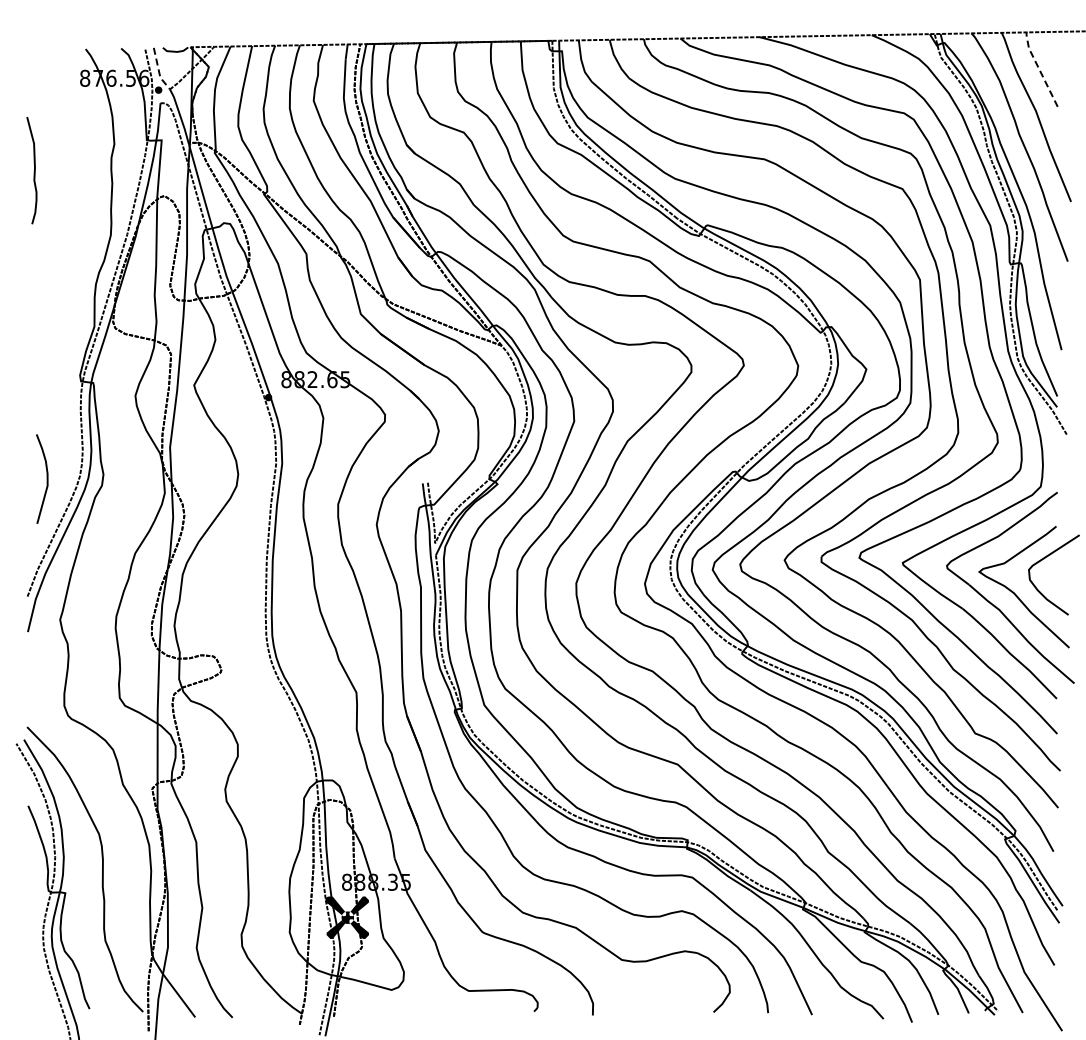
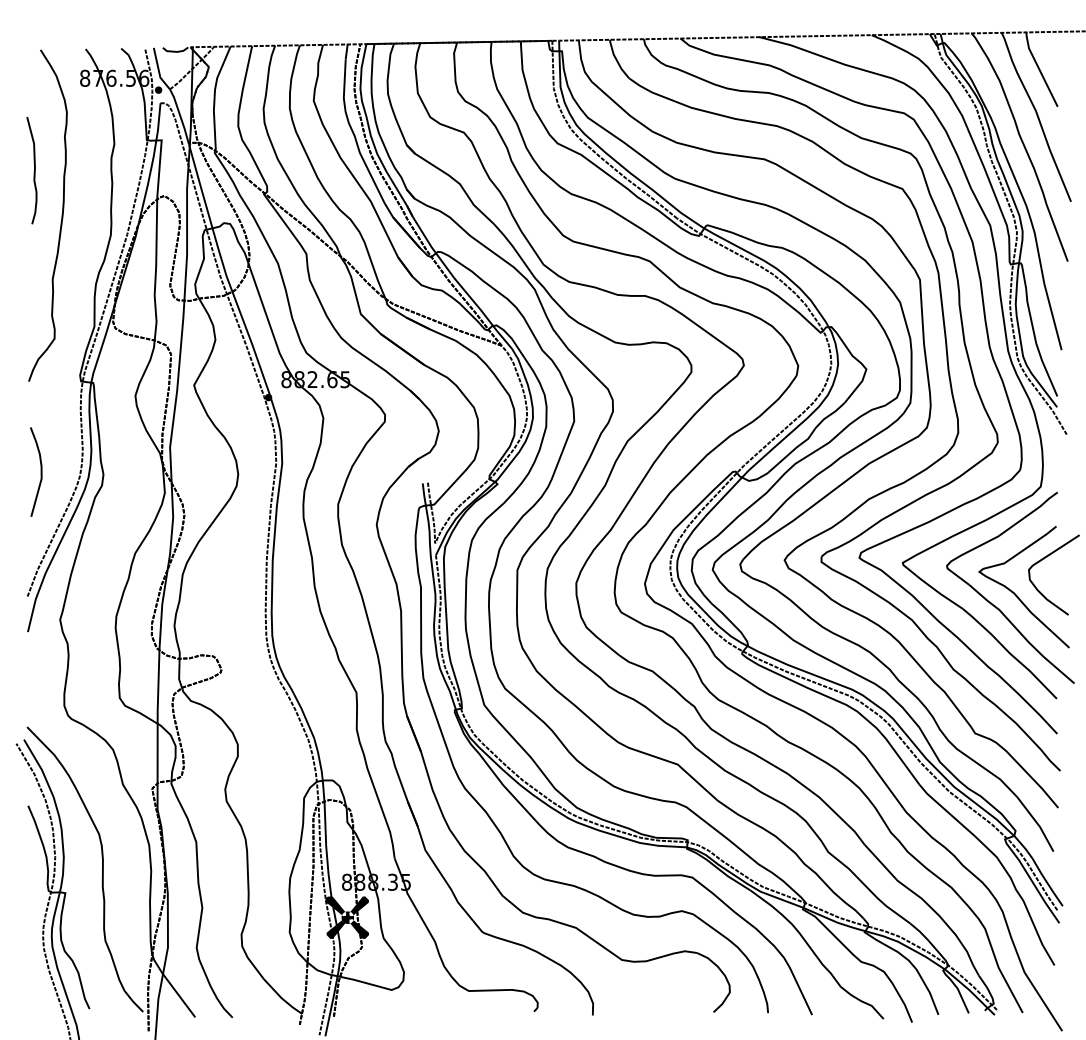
line: dashed -> solid (1039, 68)
line: dashed -> solid (158, 70)
curve: none -> present (61, 215)
curve position: (46, 478) -> (40, 471) (40, 471)
